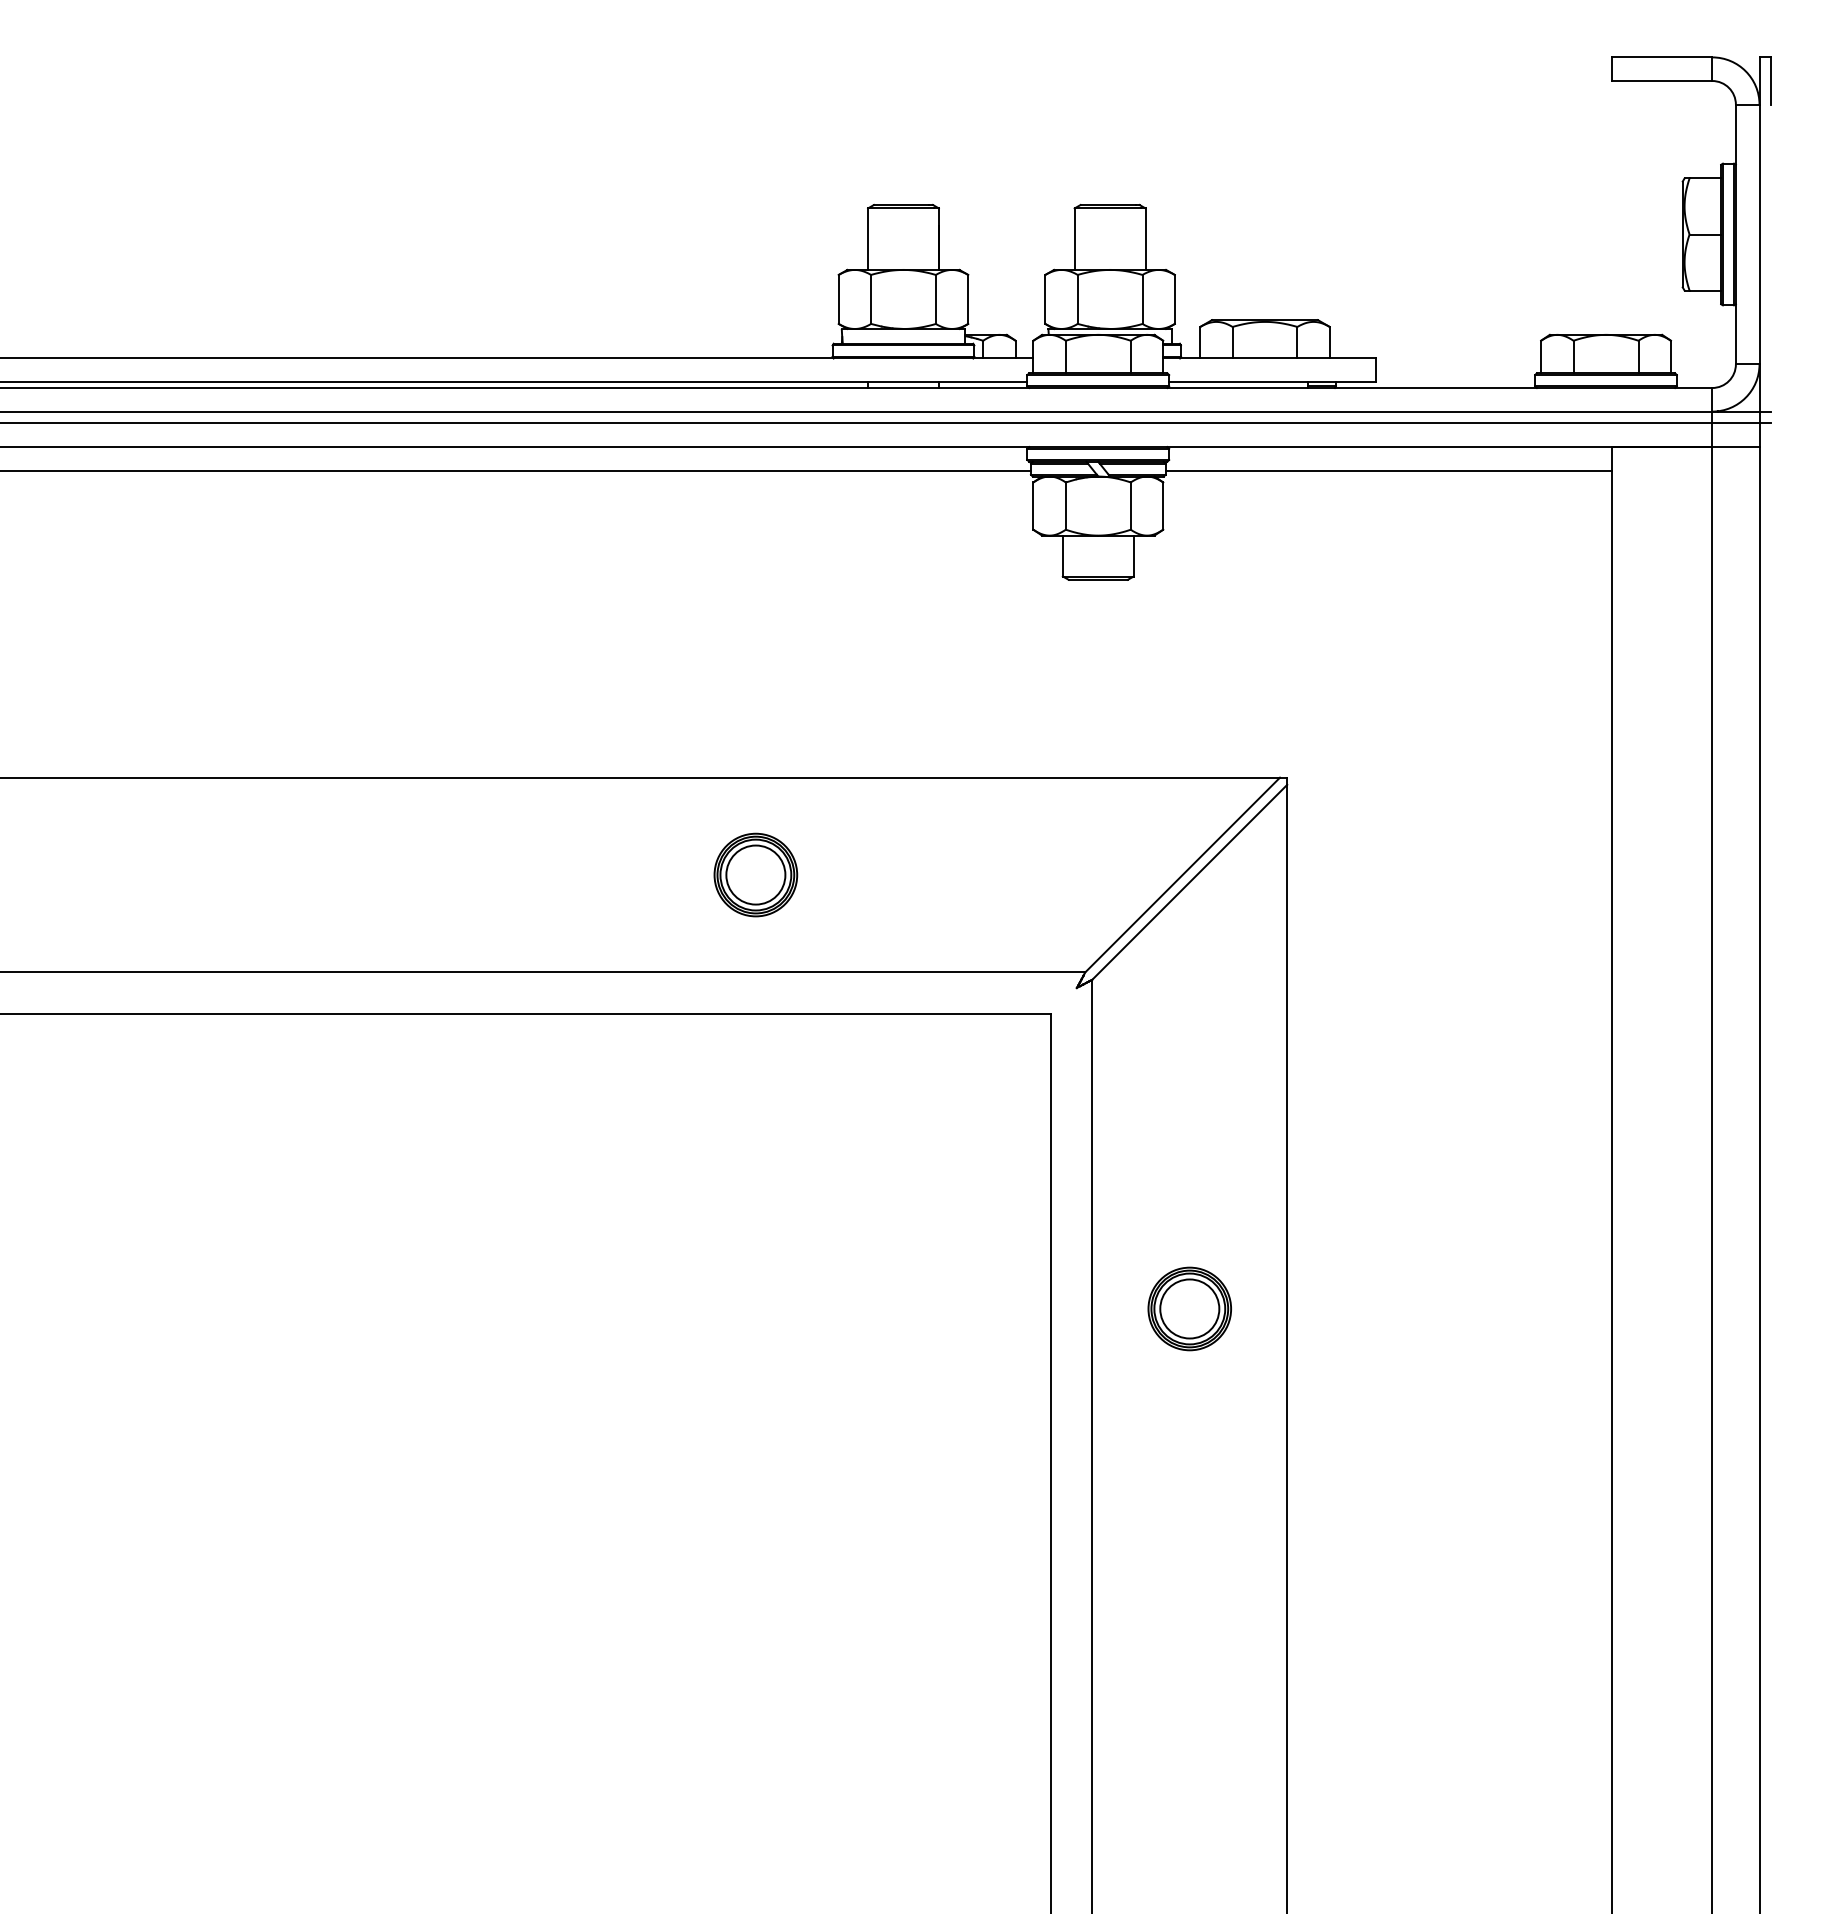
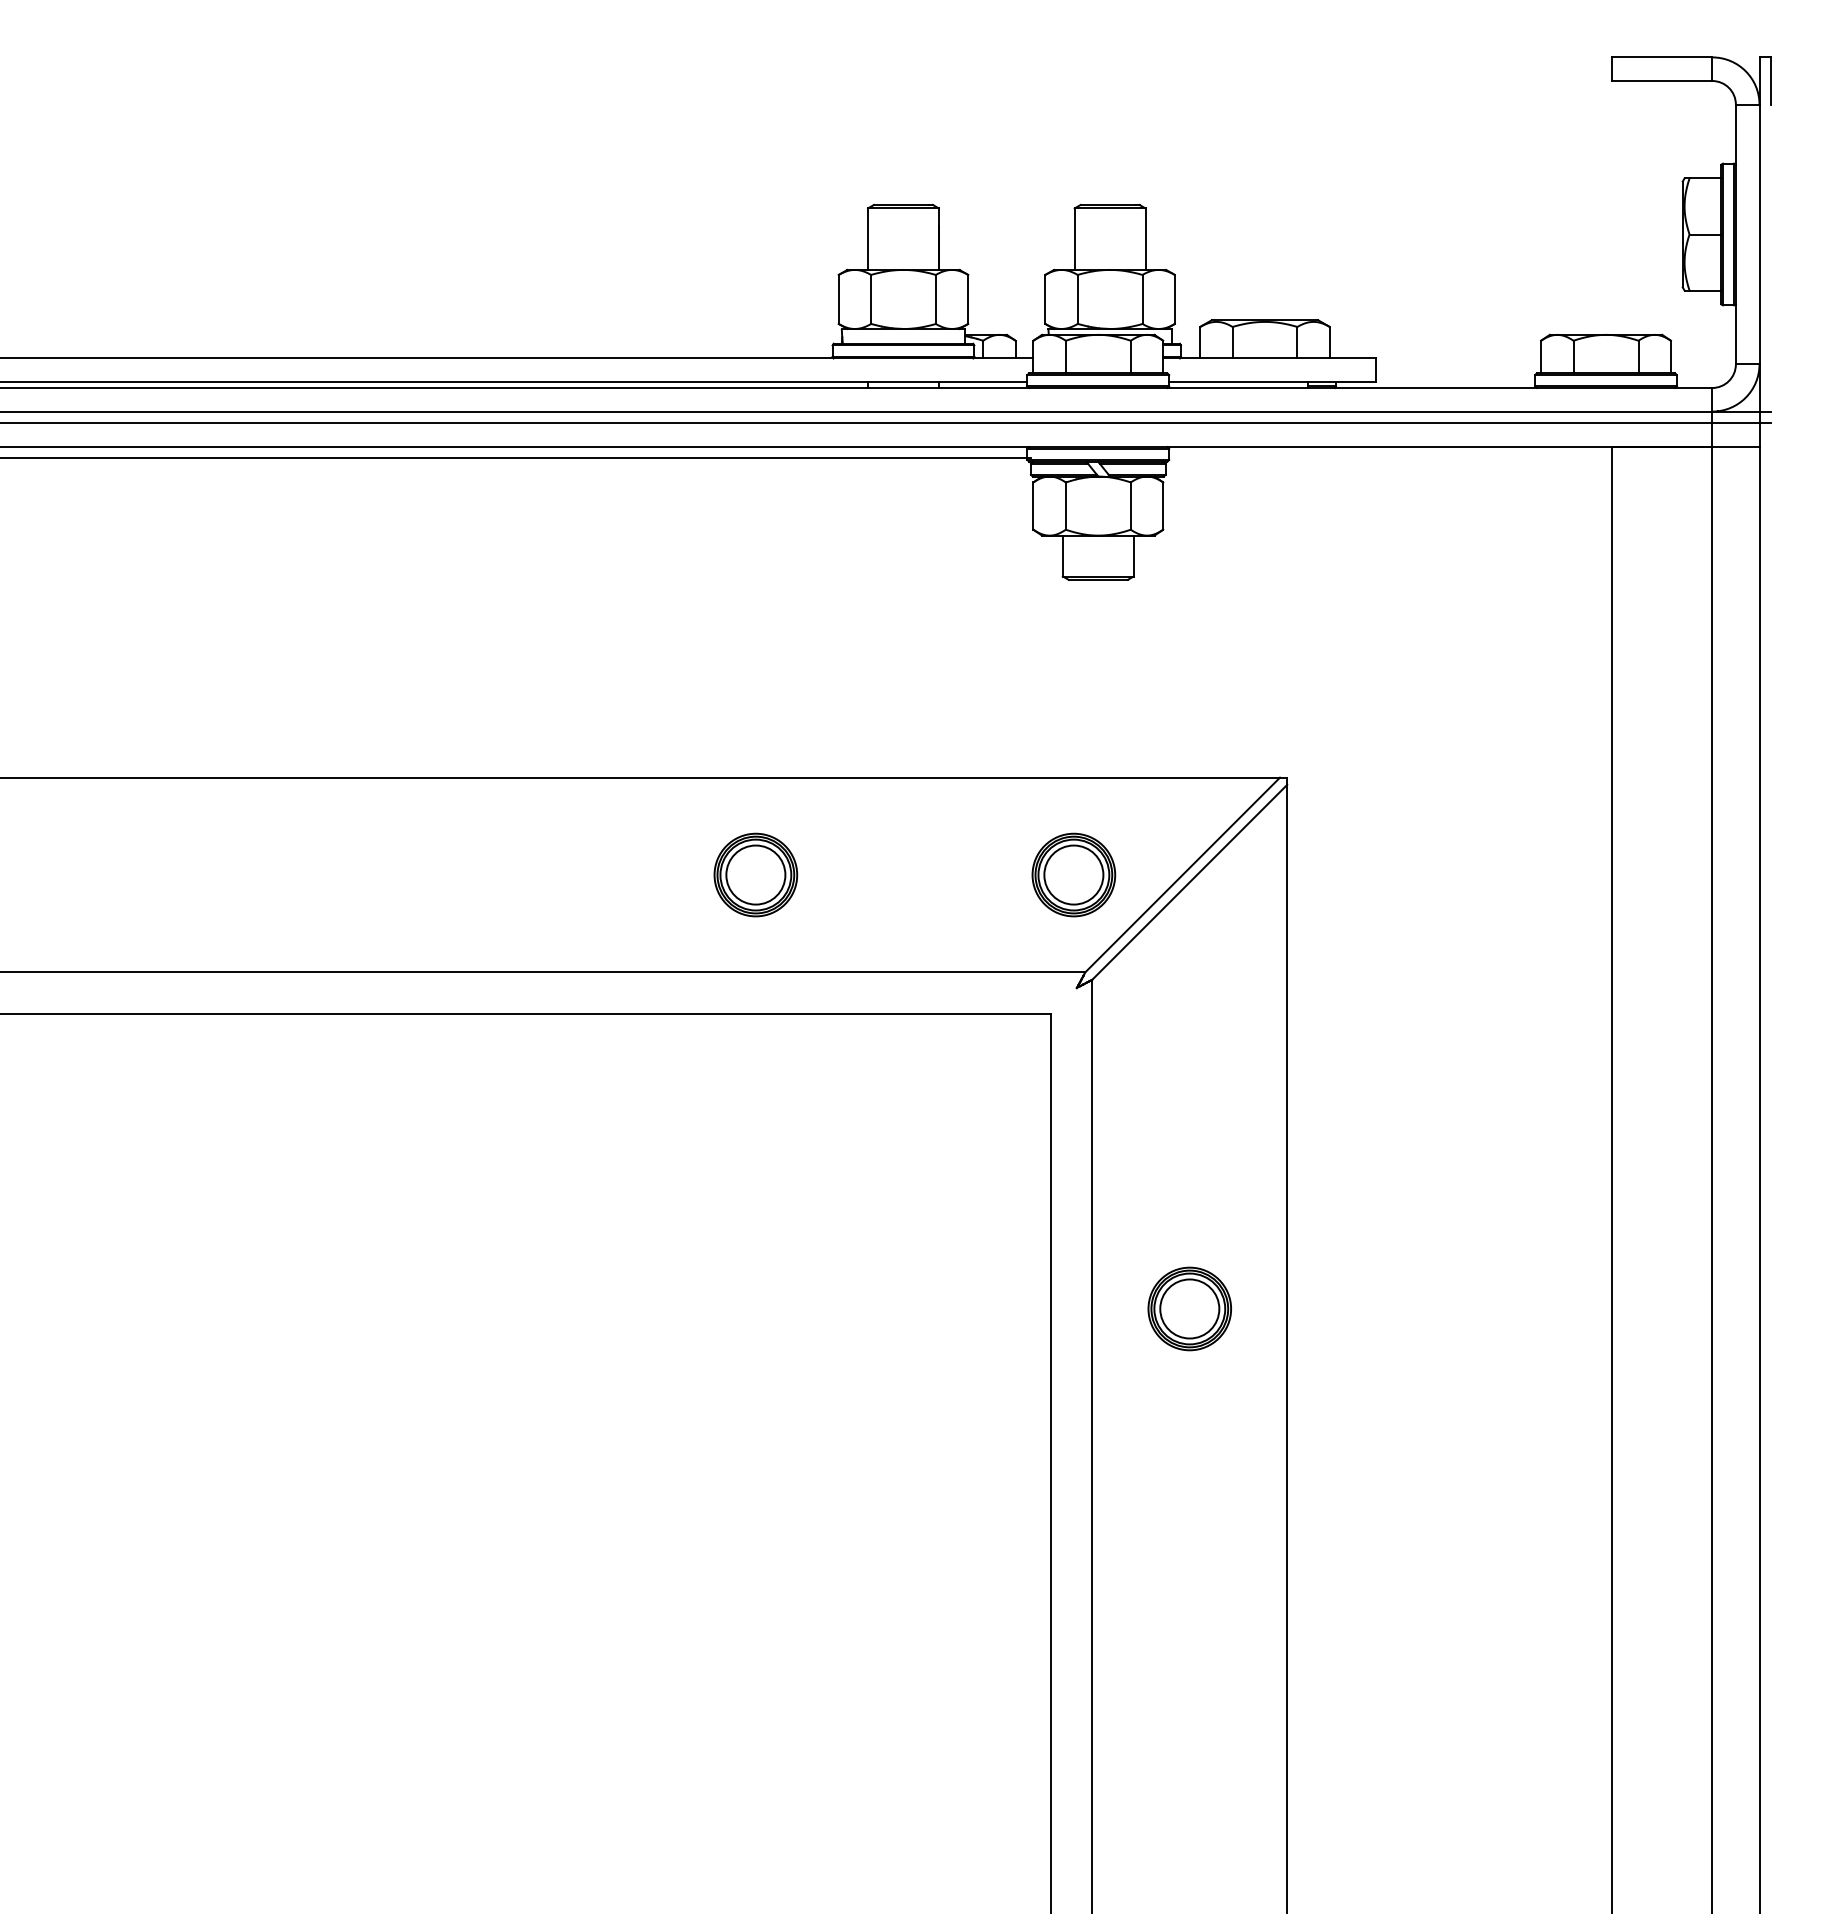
line position: (516, 470) -> (516, 457) (516, 457)
line: present -> none (1388, 470)
part: none -> present (1073, 874)
